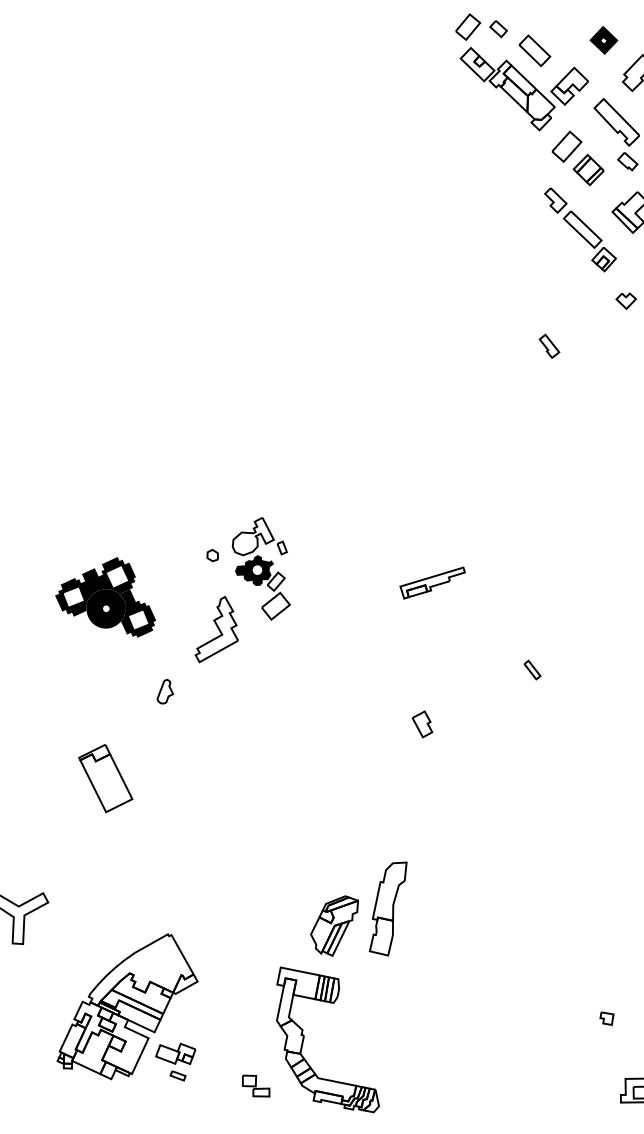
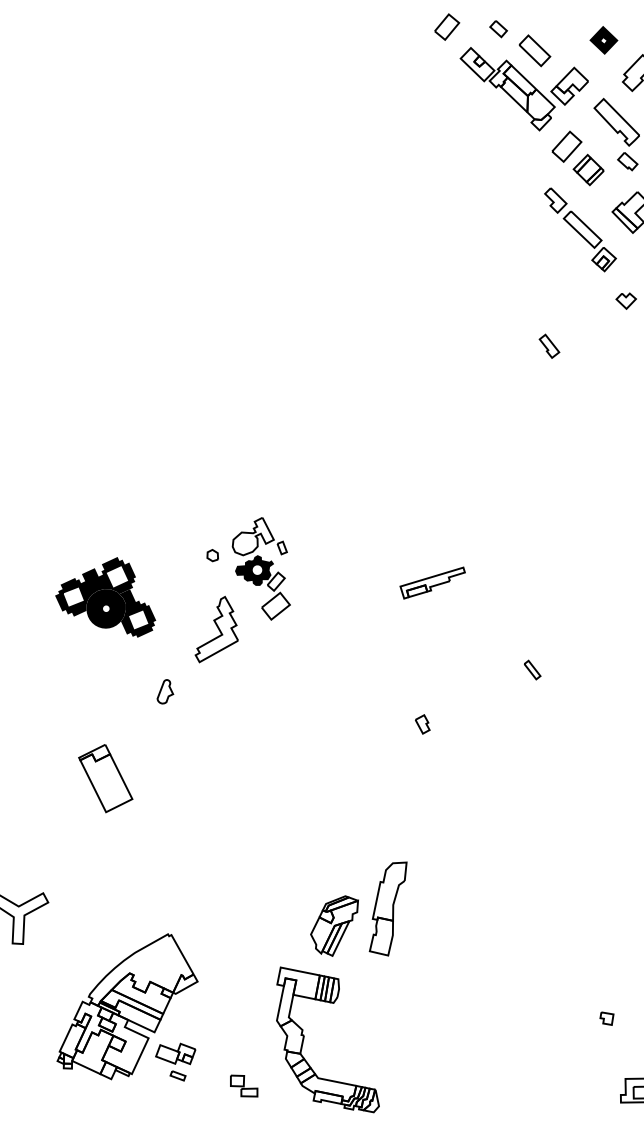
part position: (468, 26) -> (447, 26) (447, 26)
part size: 22x29 px -> 16x21 px (422, 724)
part position: (256, 1085) -> (244, 1085) (244, 1085)
